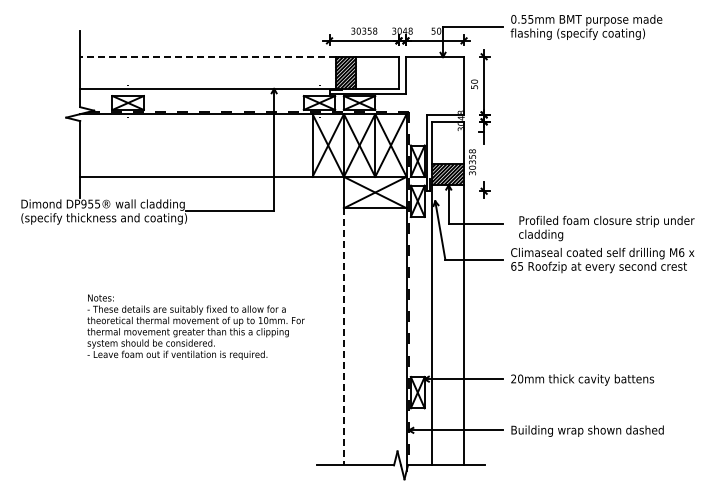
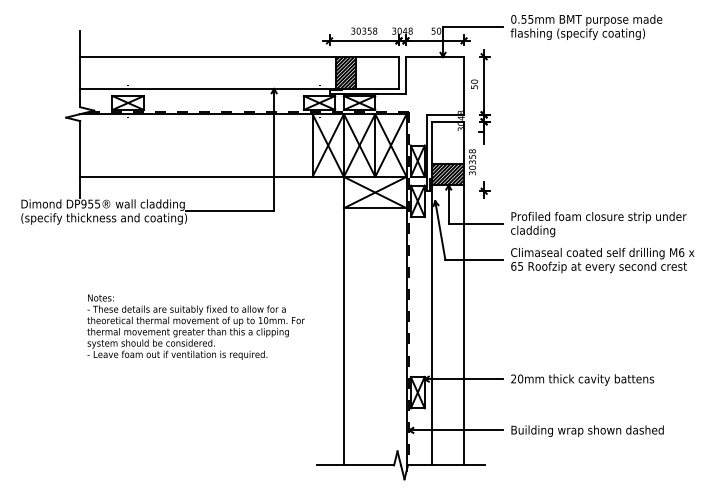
line: dashed -> solid (207, 56)
text position: (606, 228) -> (598, 224) (598, 224)
line: dashed -> solid (343, 336)
